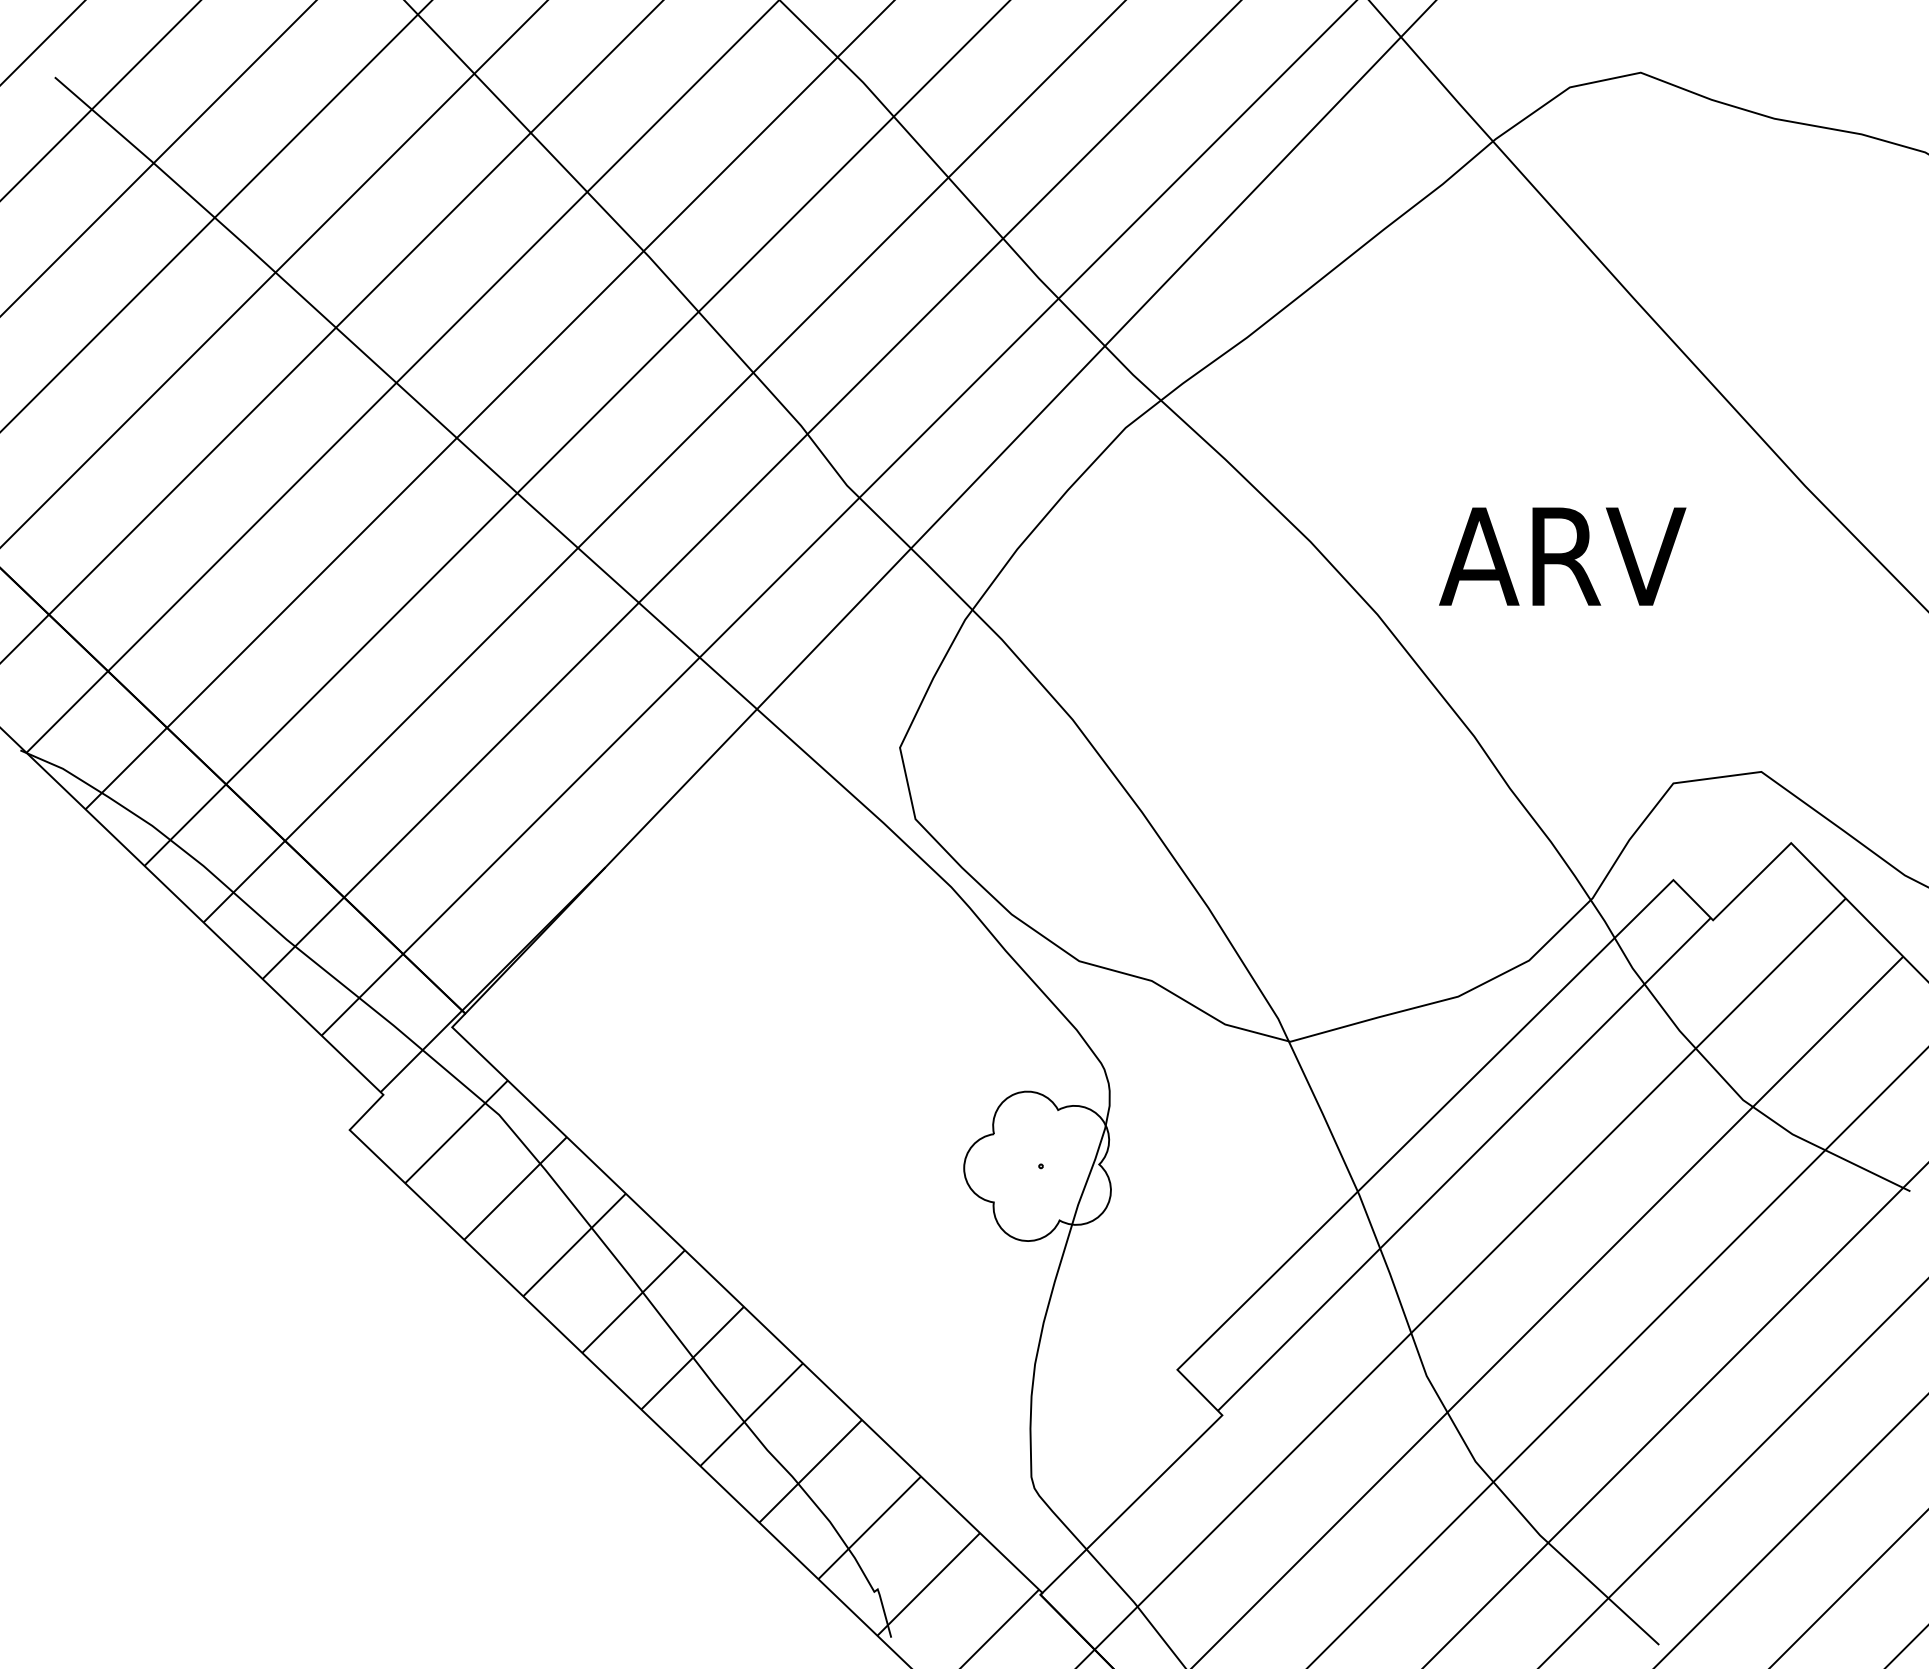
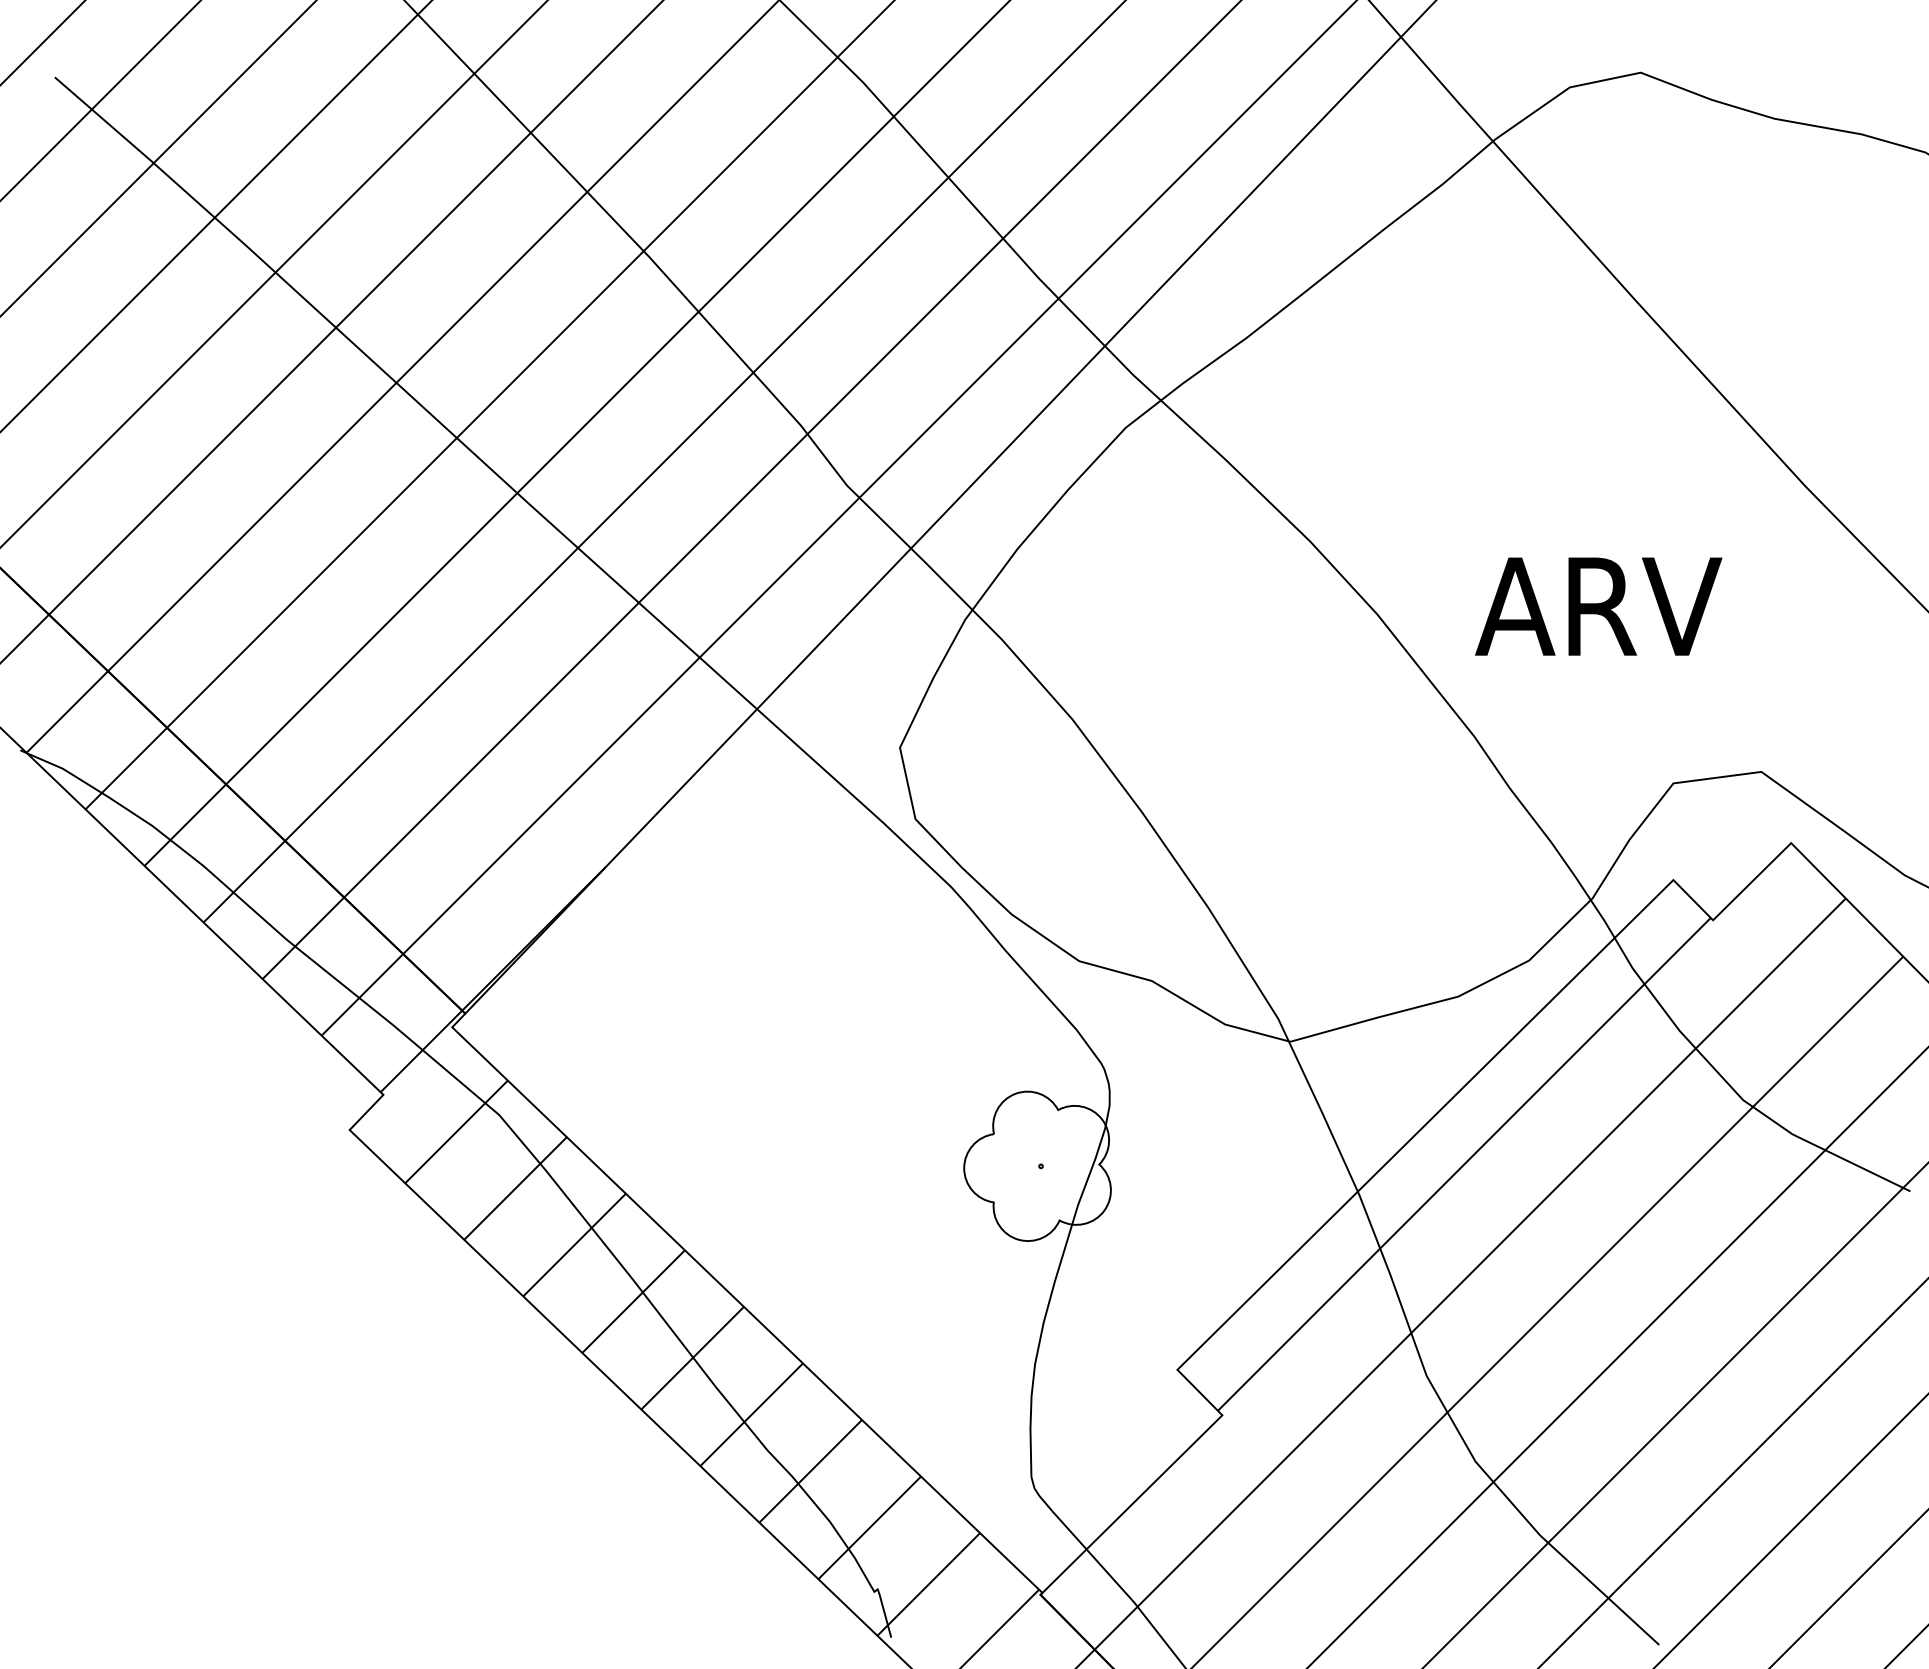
text position: (1562, 556) -> (1598, 606) (1598, 606)
